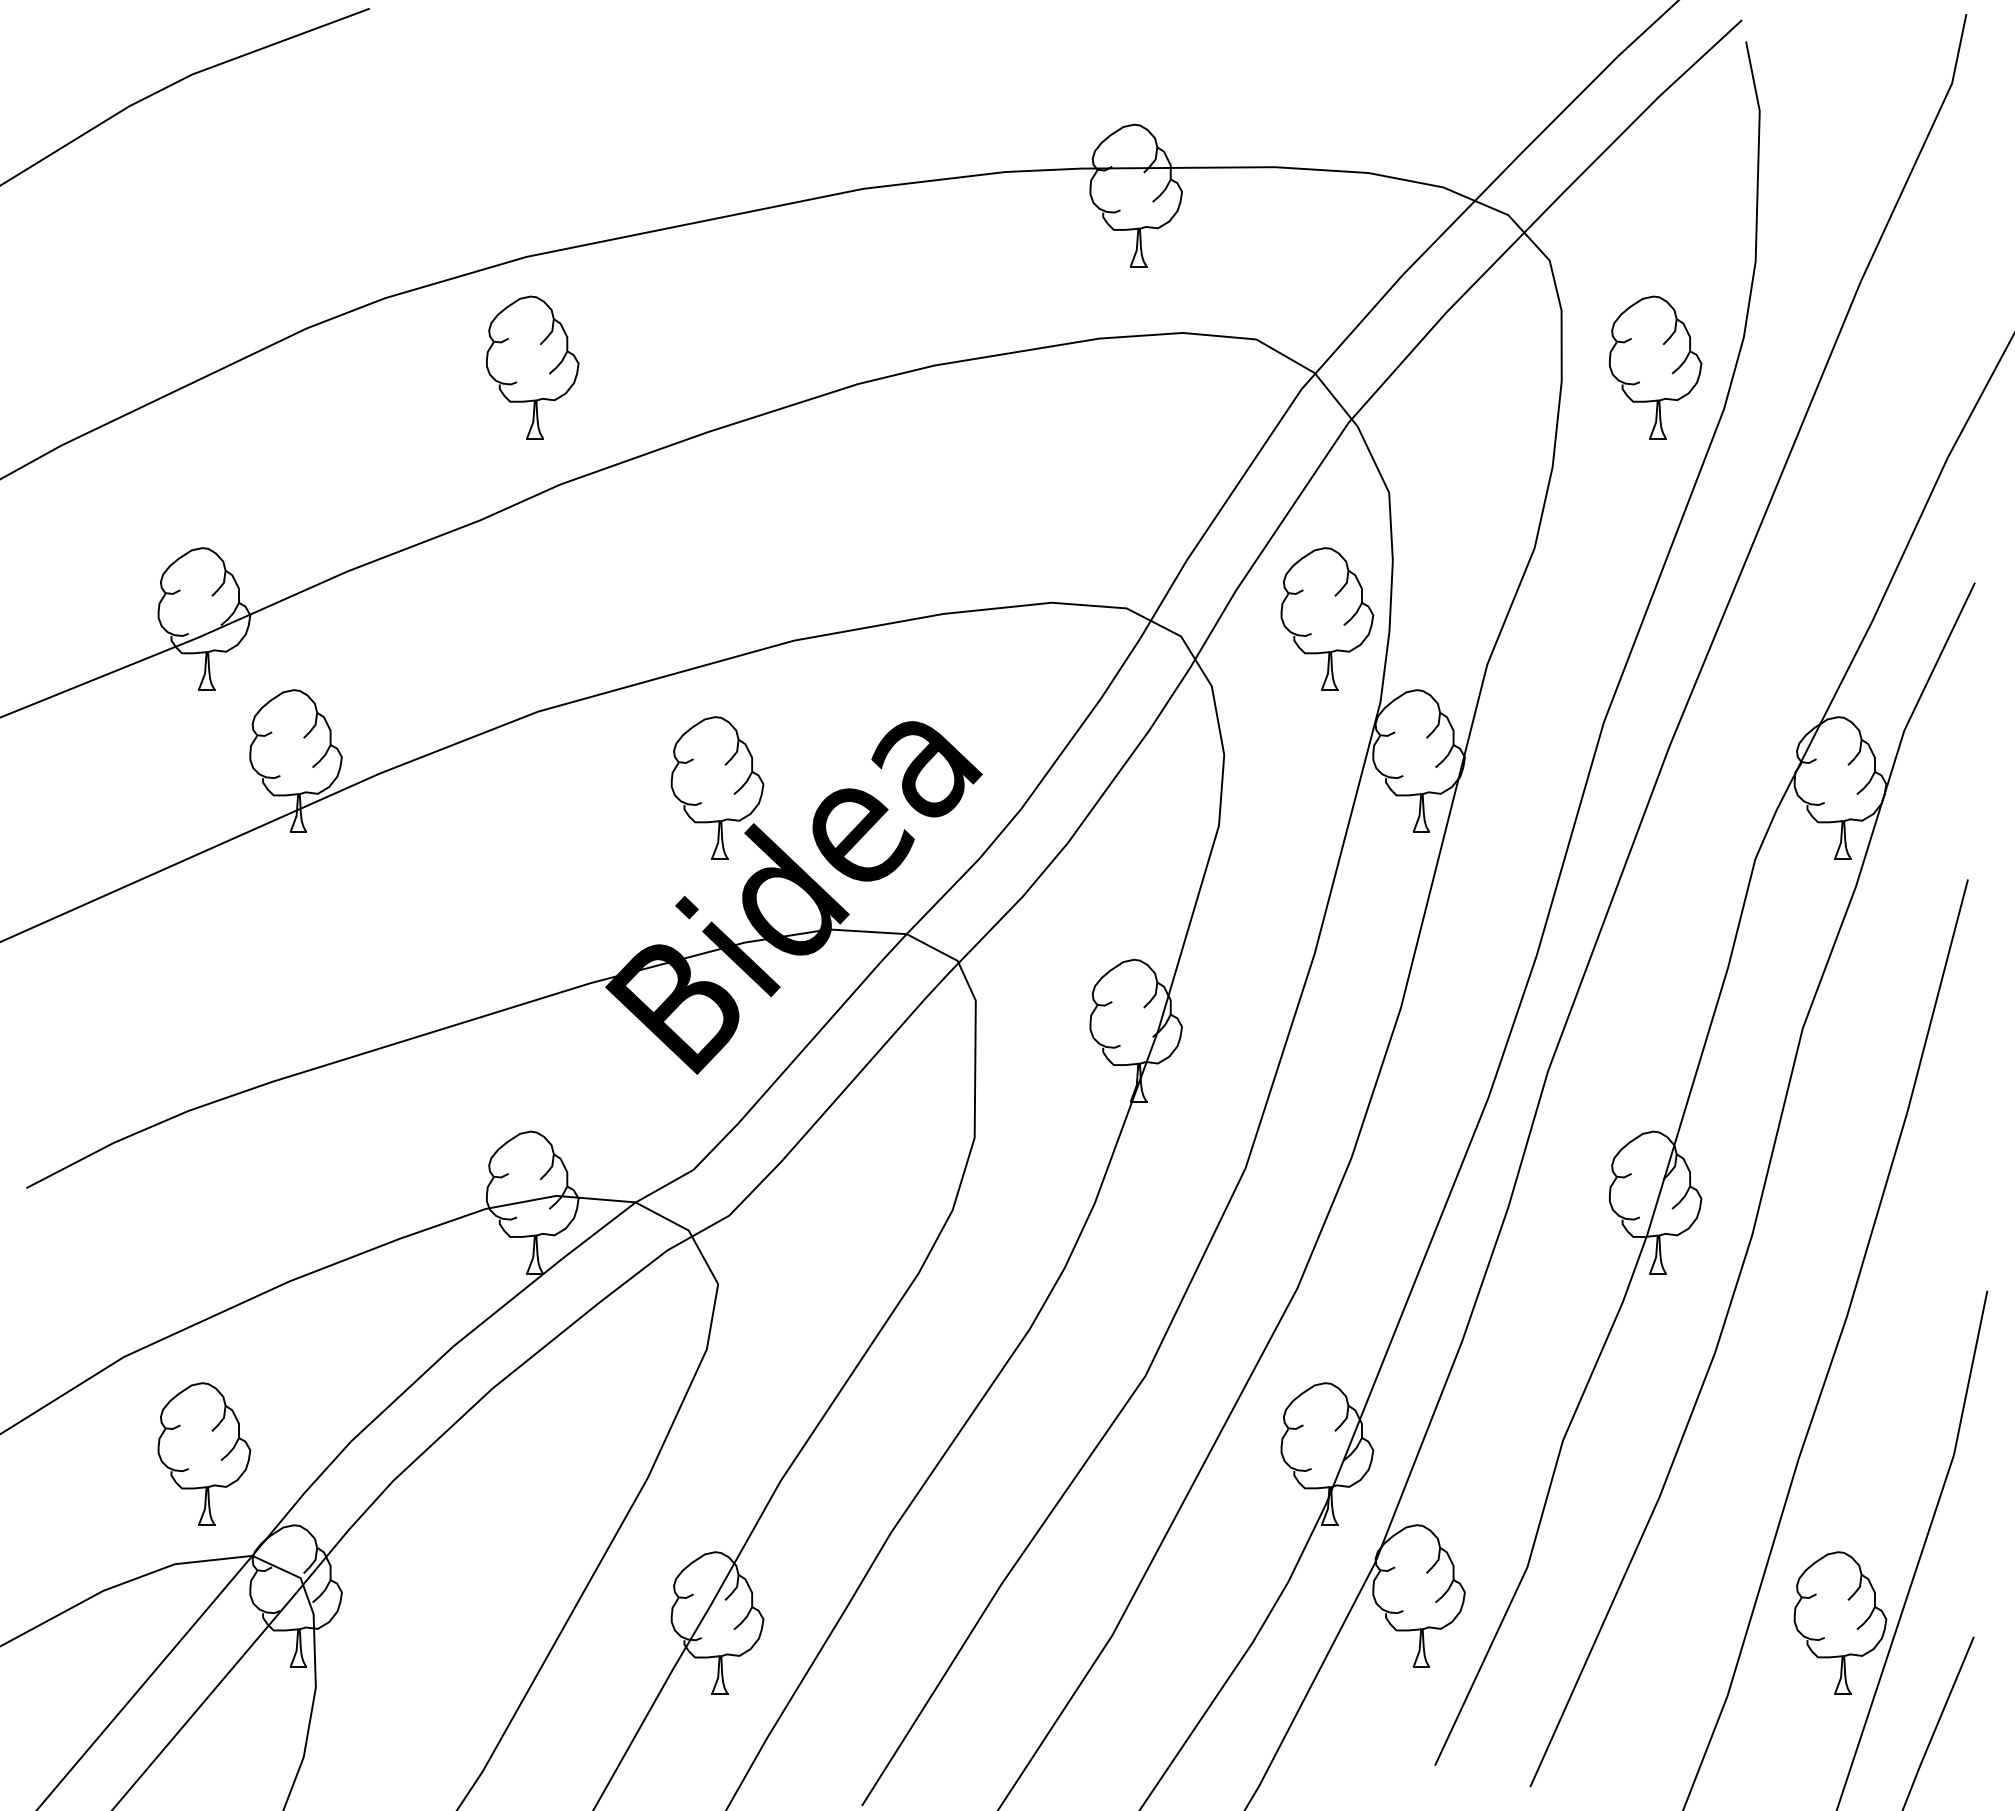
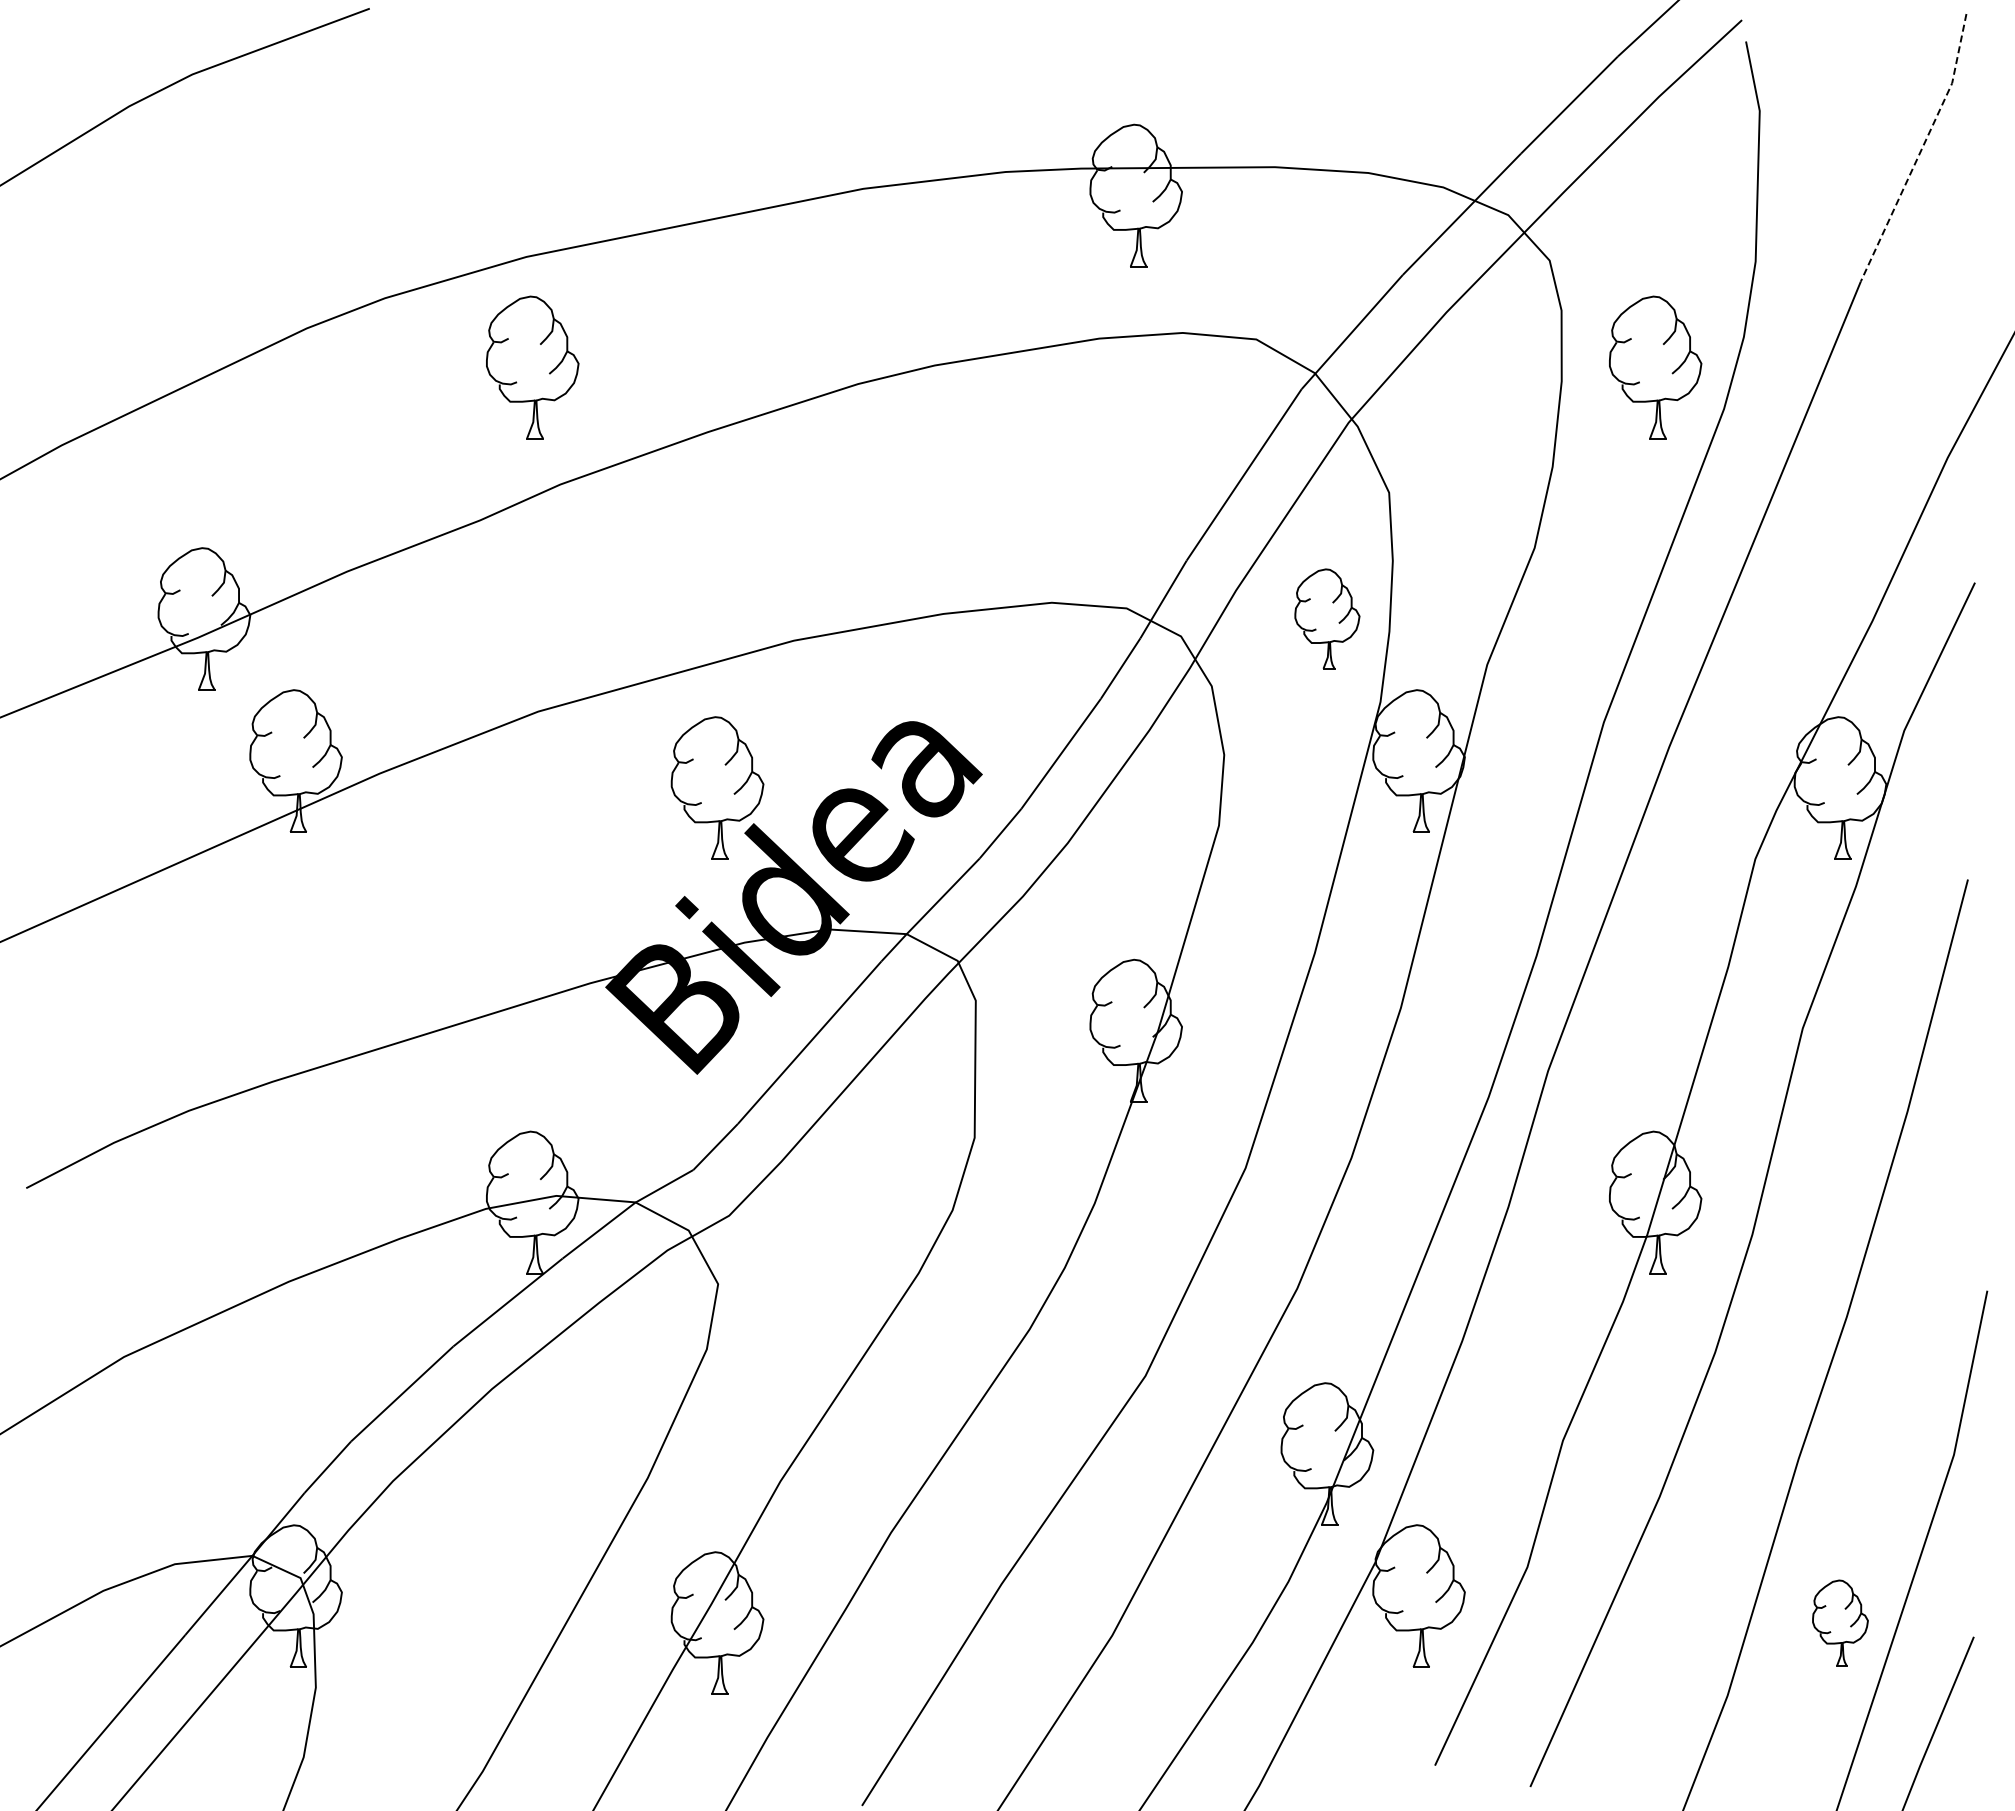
line: solid -> dashed (1921, 150)
part size: 95x144 px -> 67x102 px (1327, 618)
part: present -> none (204, 1453)
part size: 95x144 px -> 57x88 px (1840, 1622)
